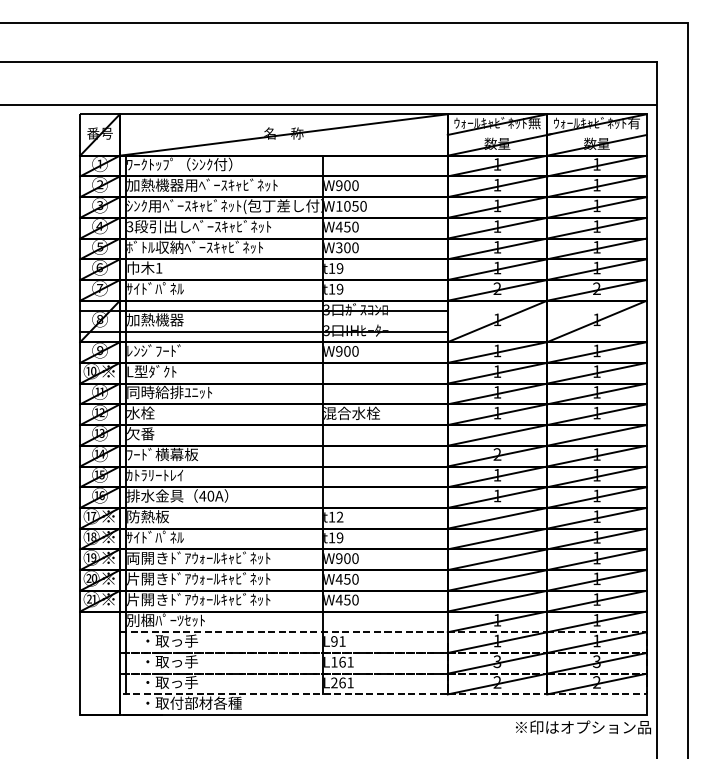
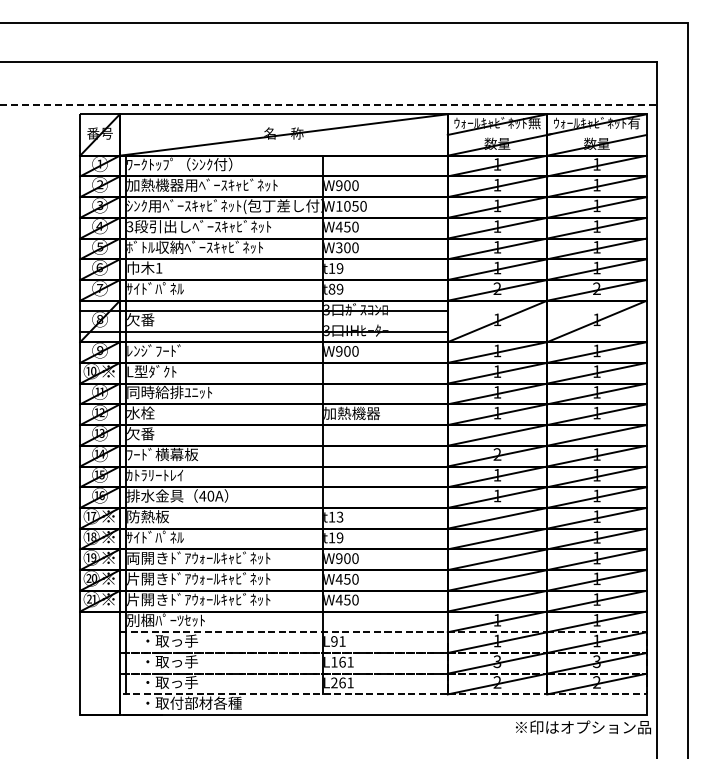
line: solid -> dashed (329, 104)
text: t19 -> t89 (331, 288)
text: 加熱機器 -> 欠番 (155, 319)
text: 混合水栓 -> 加熱機器 (352, 413)
text: t12 -> t13 (339, 517)
